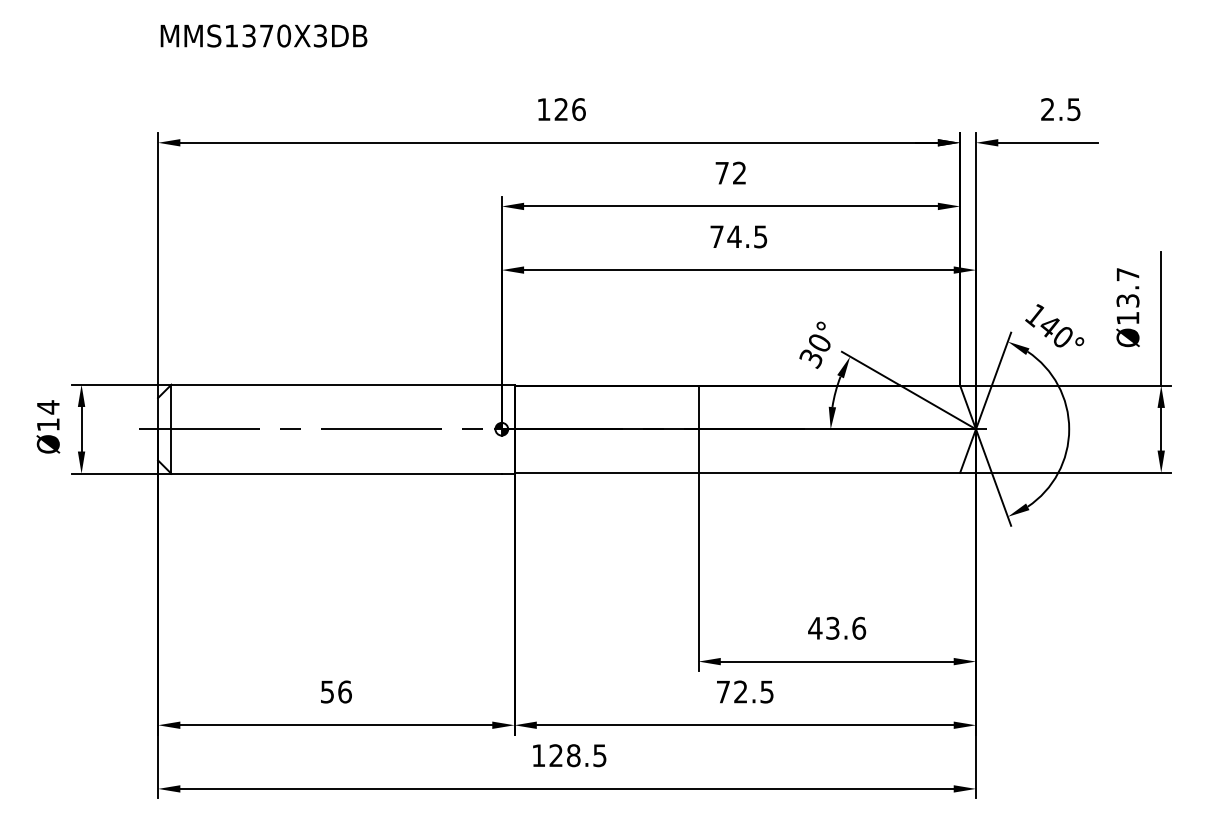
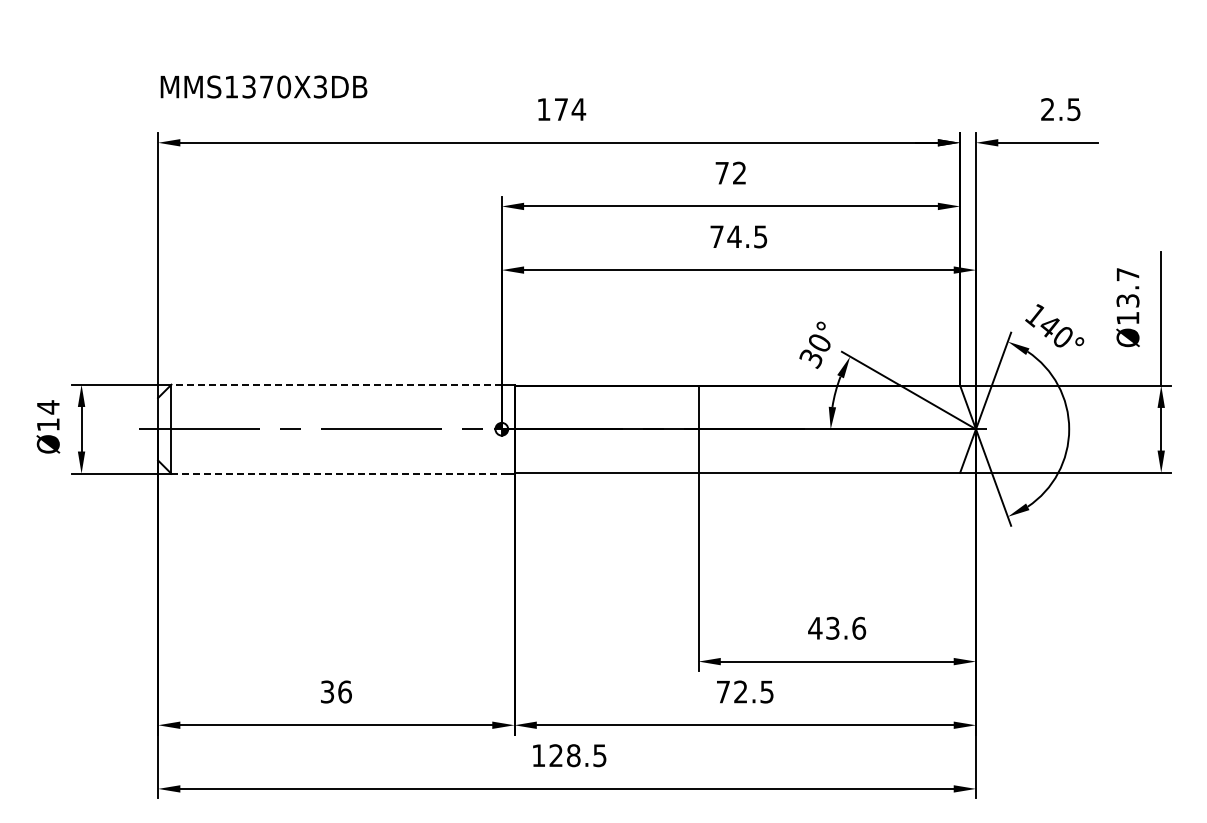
text position: (263, 35) -> (263, 86) (263, 86)
text: 126 -> 174 (570, 109)
line: solid -> dashed (336, 384)
line: solid -> dashed (337, 473)
text: 56 -> 36 (327, 691)
